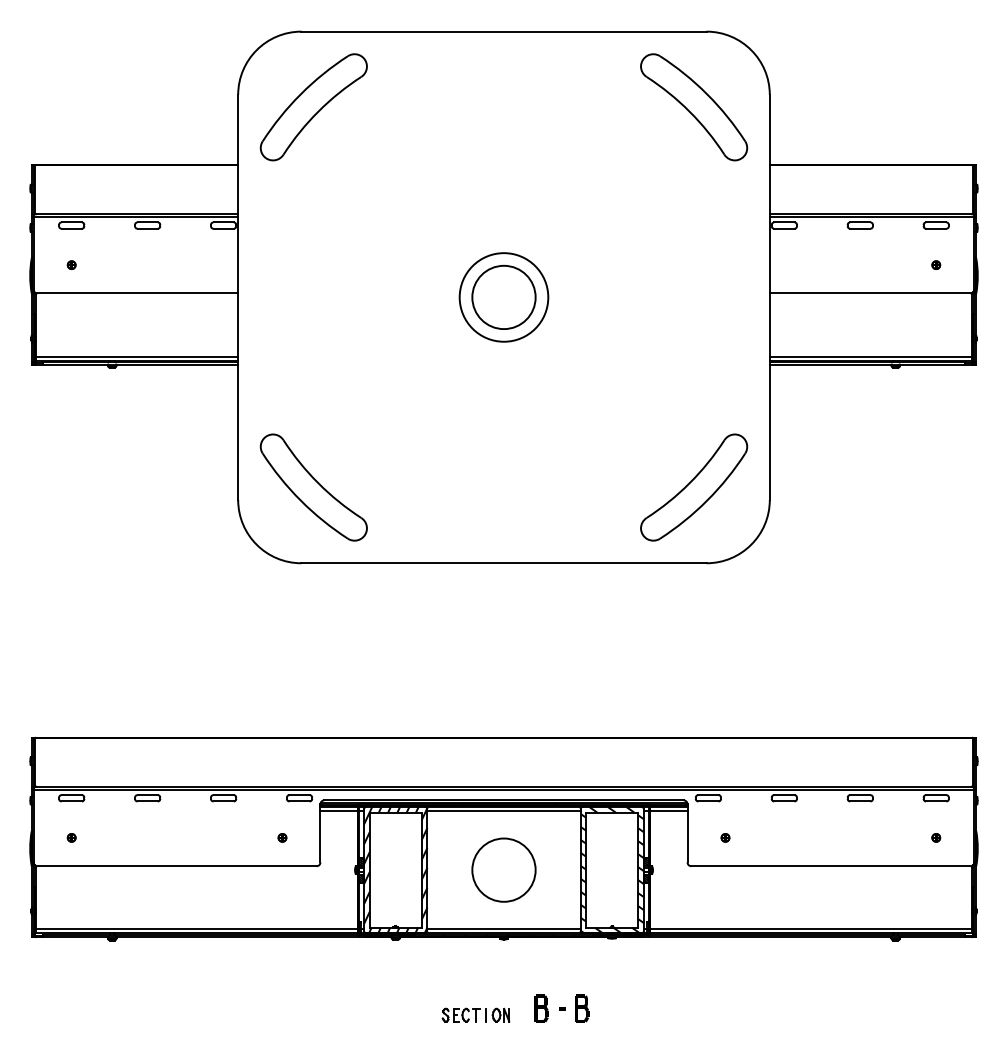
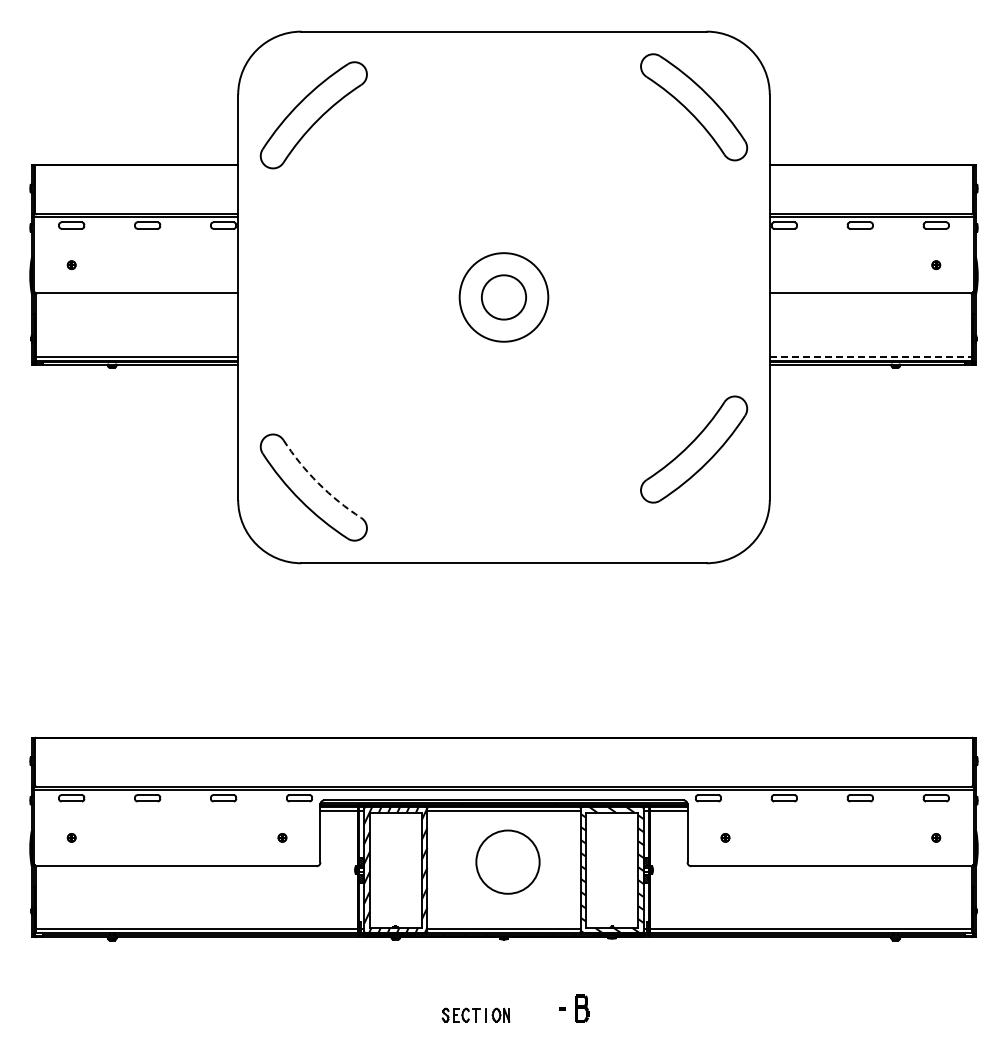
part position: (313, 107) -> (313, 115) (313, 115)
circle diameter: 63 px -> 44 px (503, 297)
line: solid -> dashed (870, 356)
arc: solid -> dashed (318, 483)
part position: (694, 487) -> (694, 449) (694, 449)
circle position: (503, 869) -> (507, 861) (507, 861)
part: present -> none (541, 1008)
